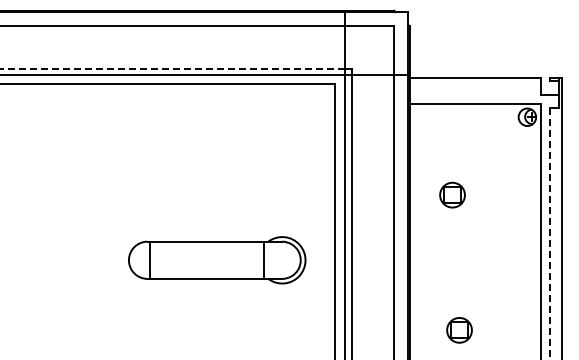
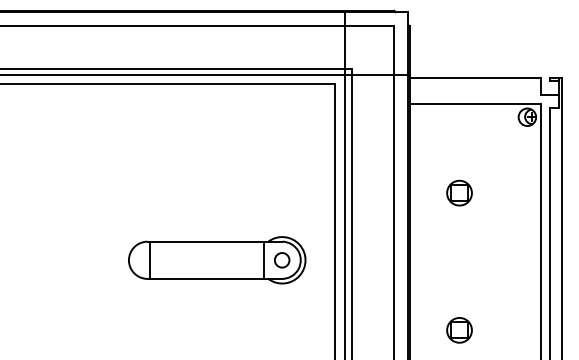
line: dashed -> solid (172, 68)
part position: (452, 194) -> (459, 192) (459, 192)
line: dashed -> solid (549, 233)
circle: none -> present (282, 260)
